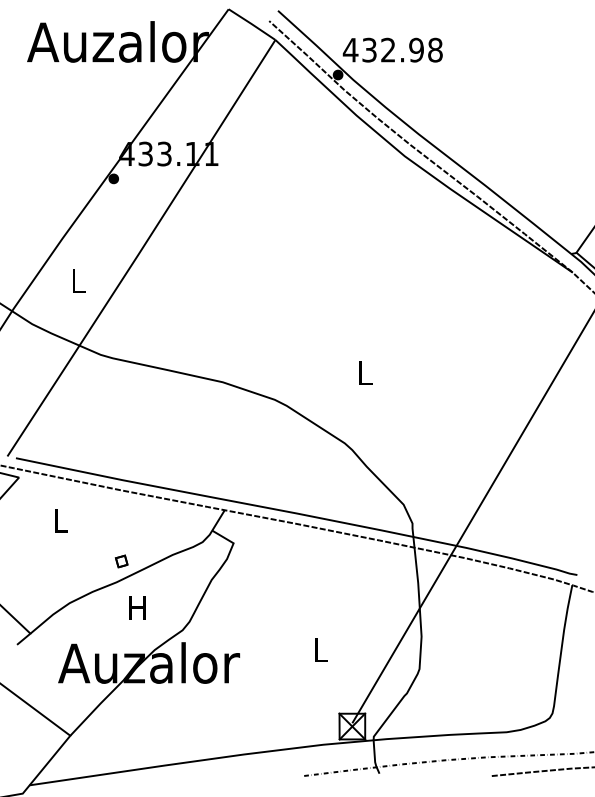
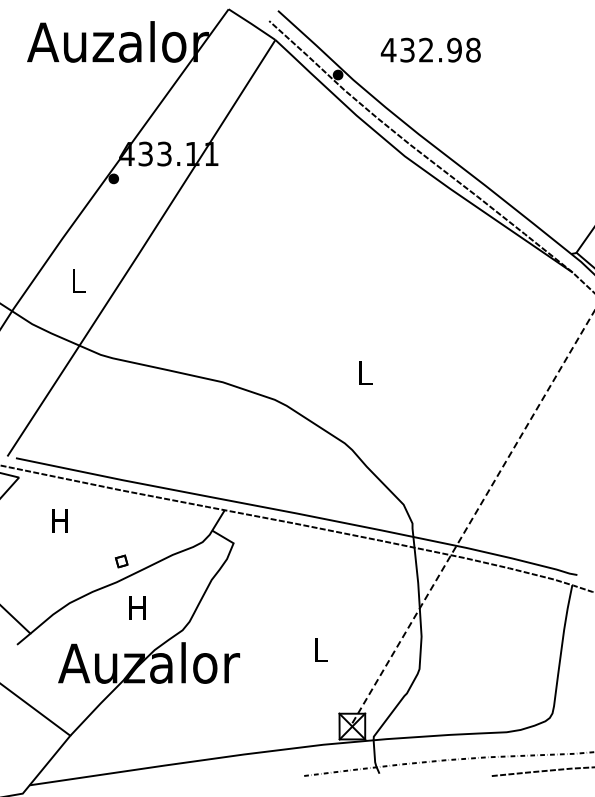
text position: (392, 49) -> (430, 49) (430, 49)
line: solid -> dashed (473, 516)
text: L -> H (59, 520)
